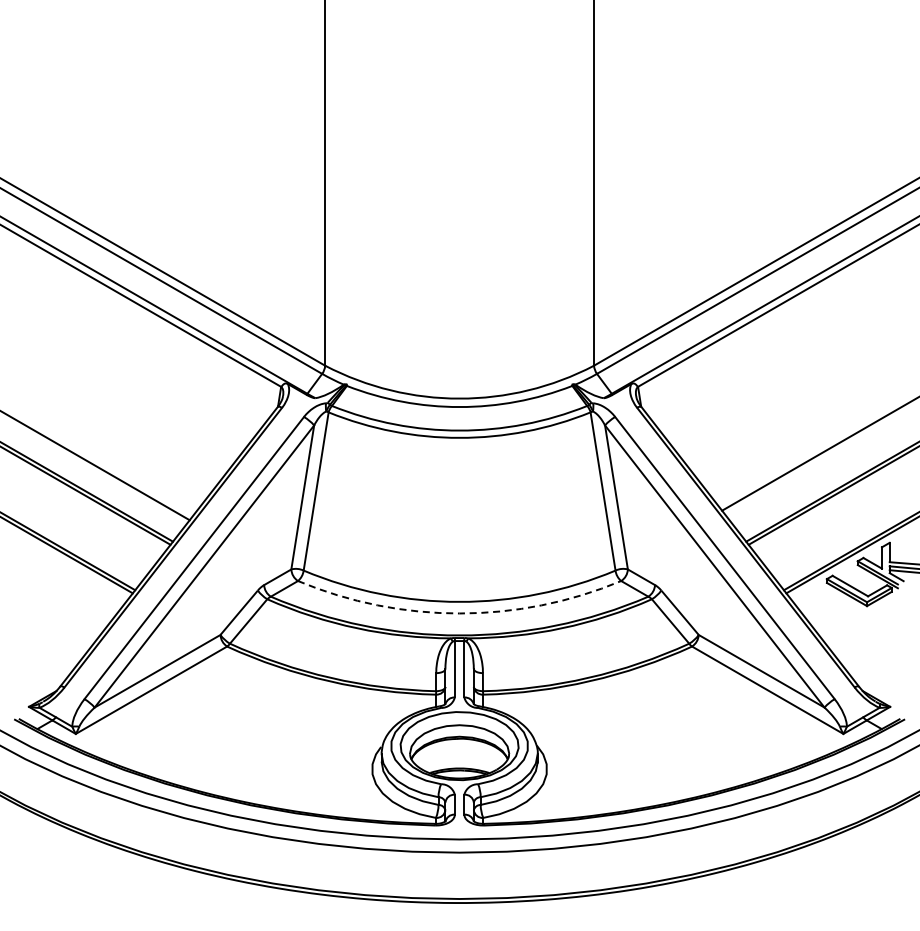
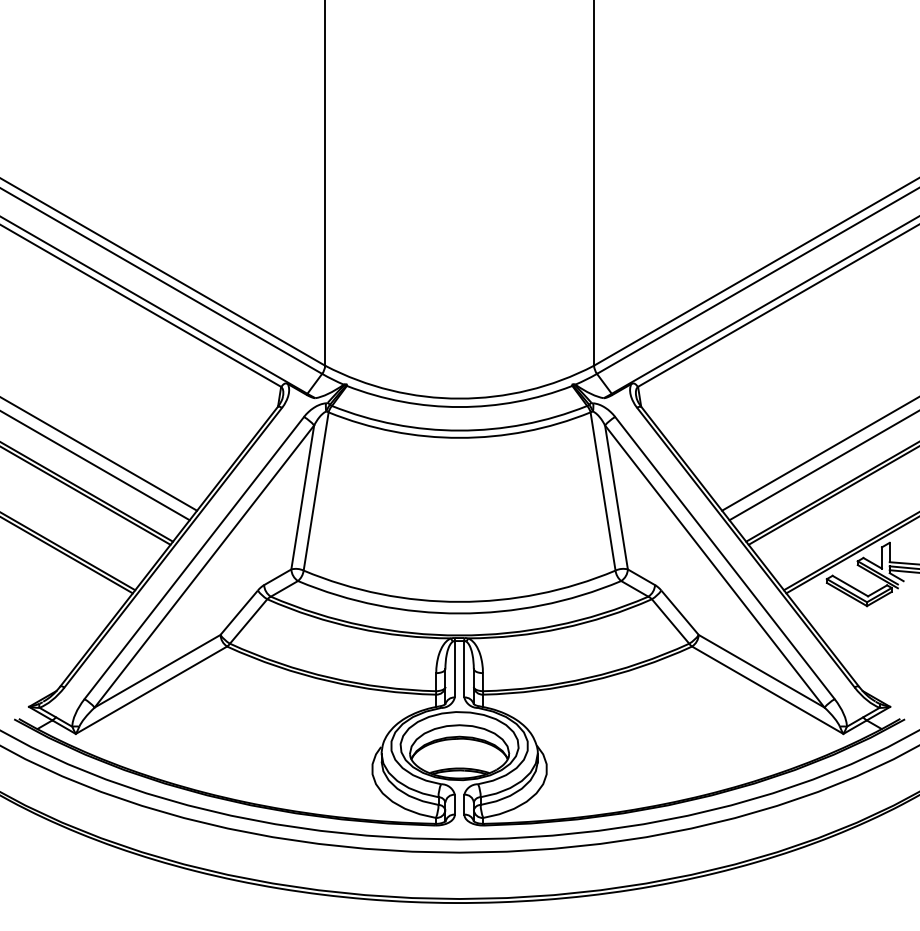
line: none -> present (99, 454)
line: none -> present (822, 466)
arc: dashed -> solid (459, 613)
